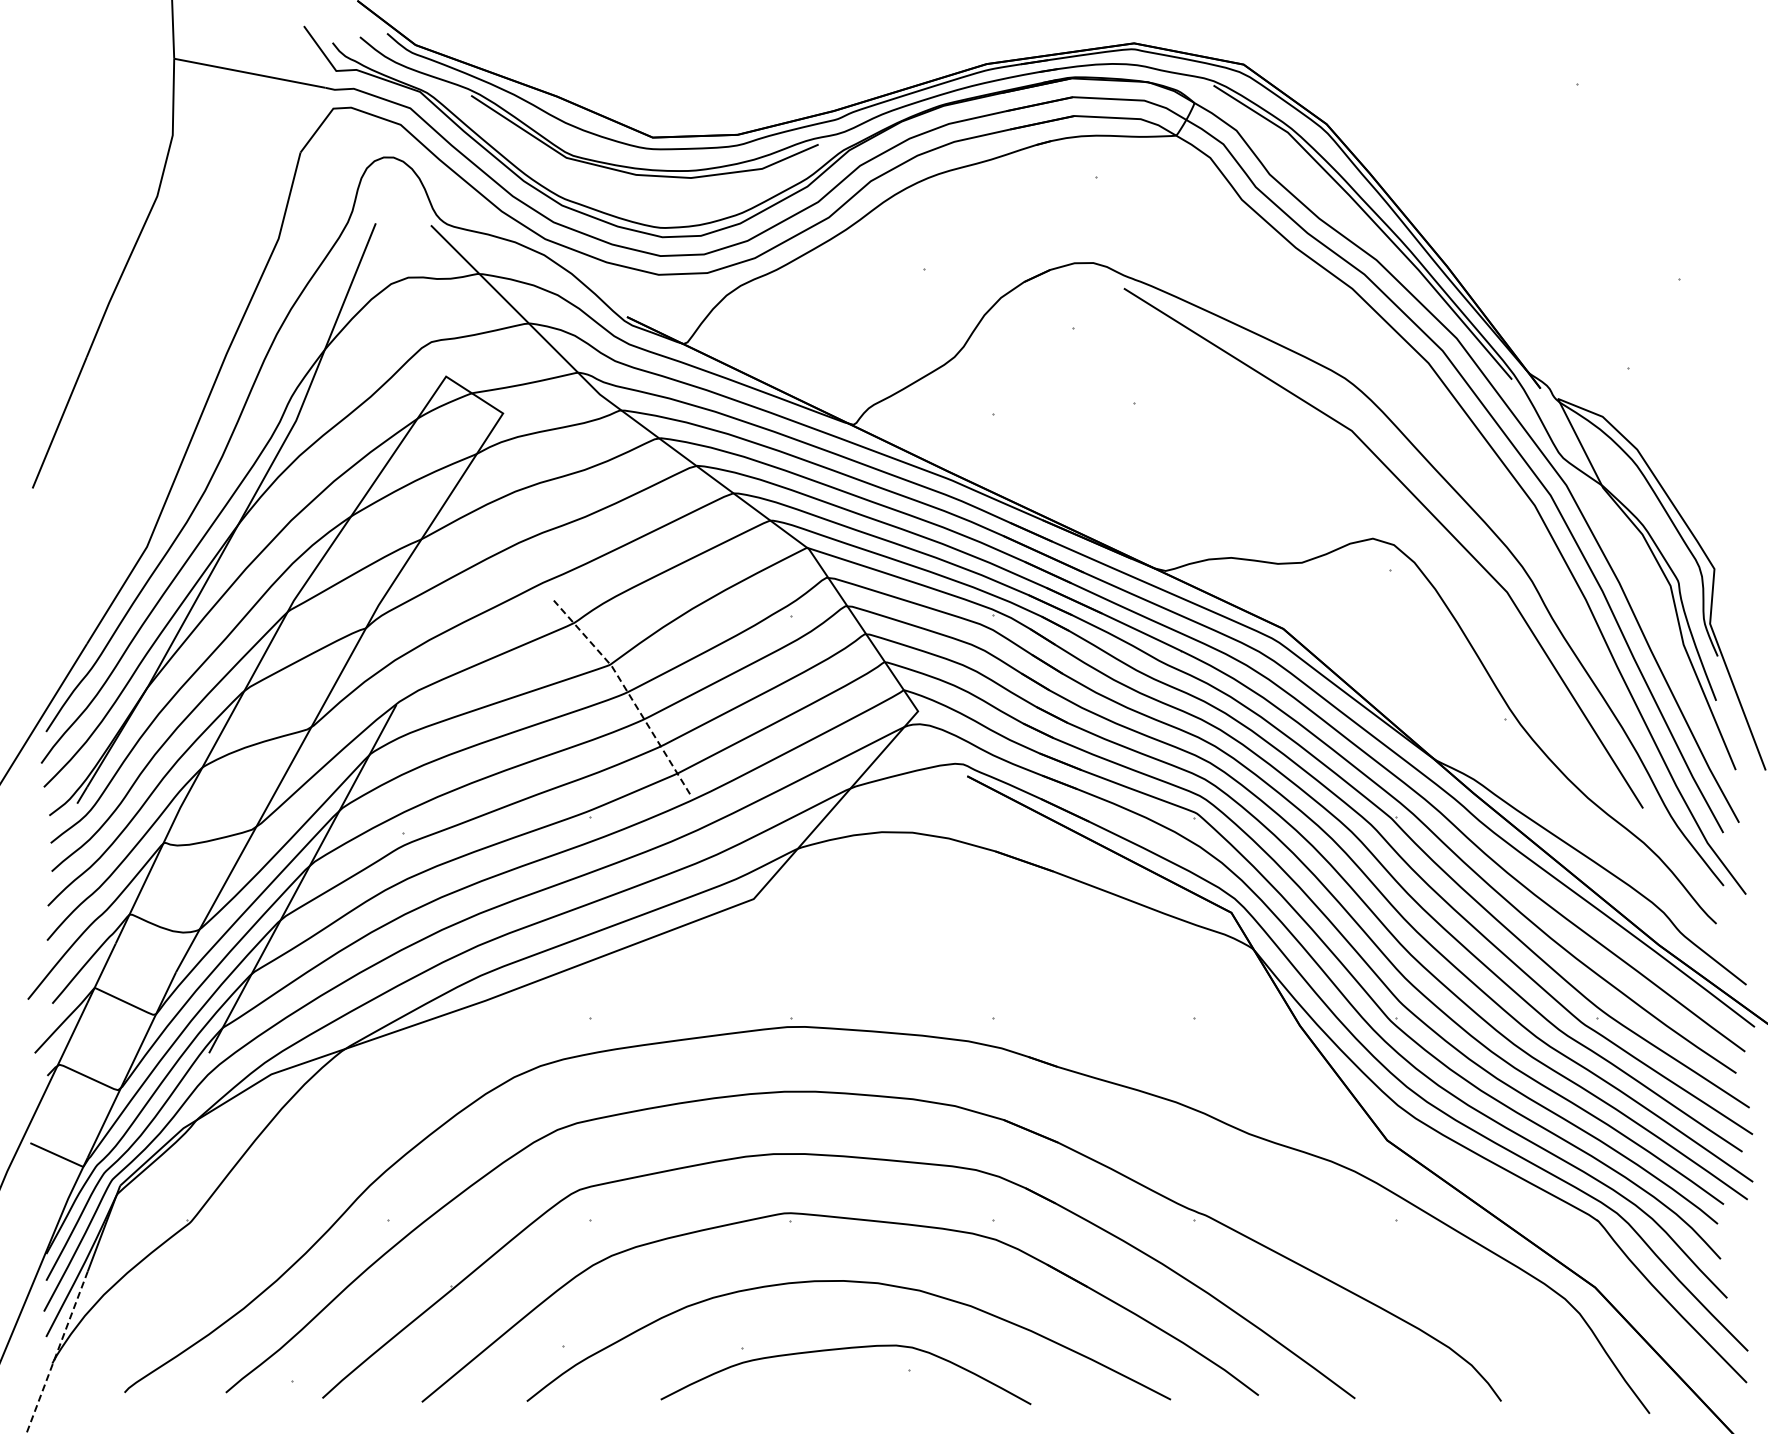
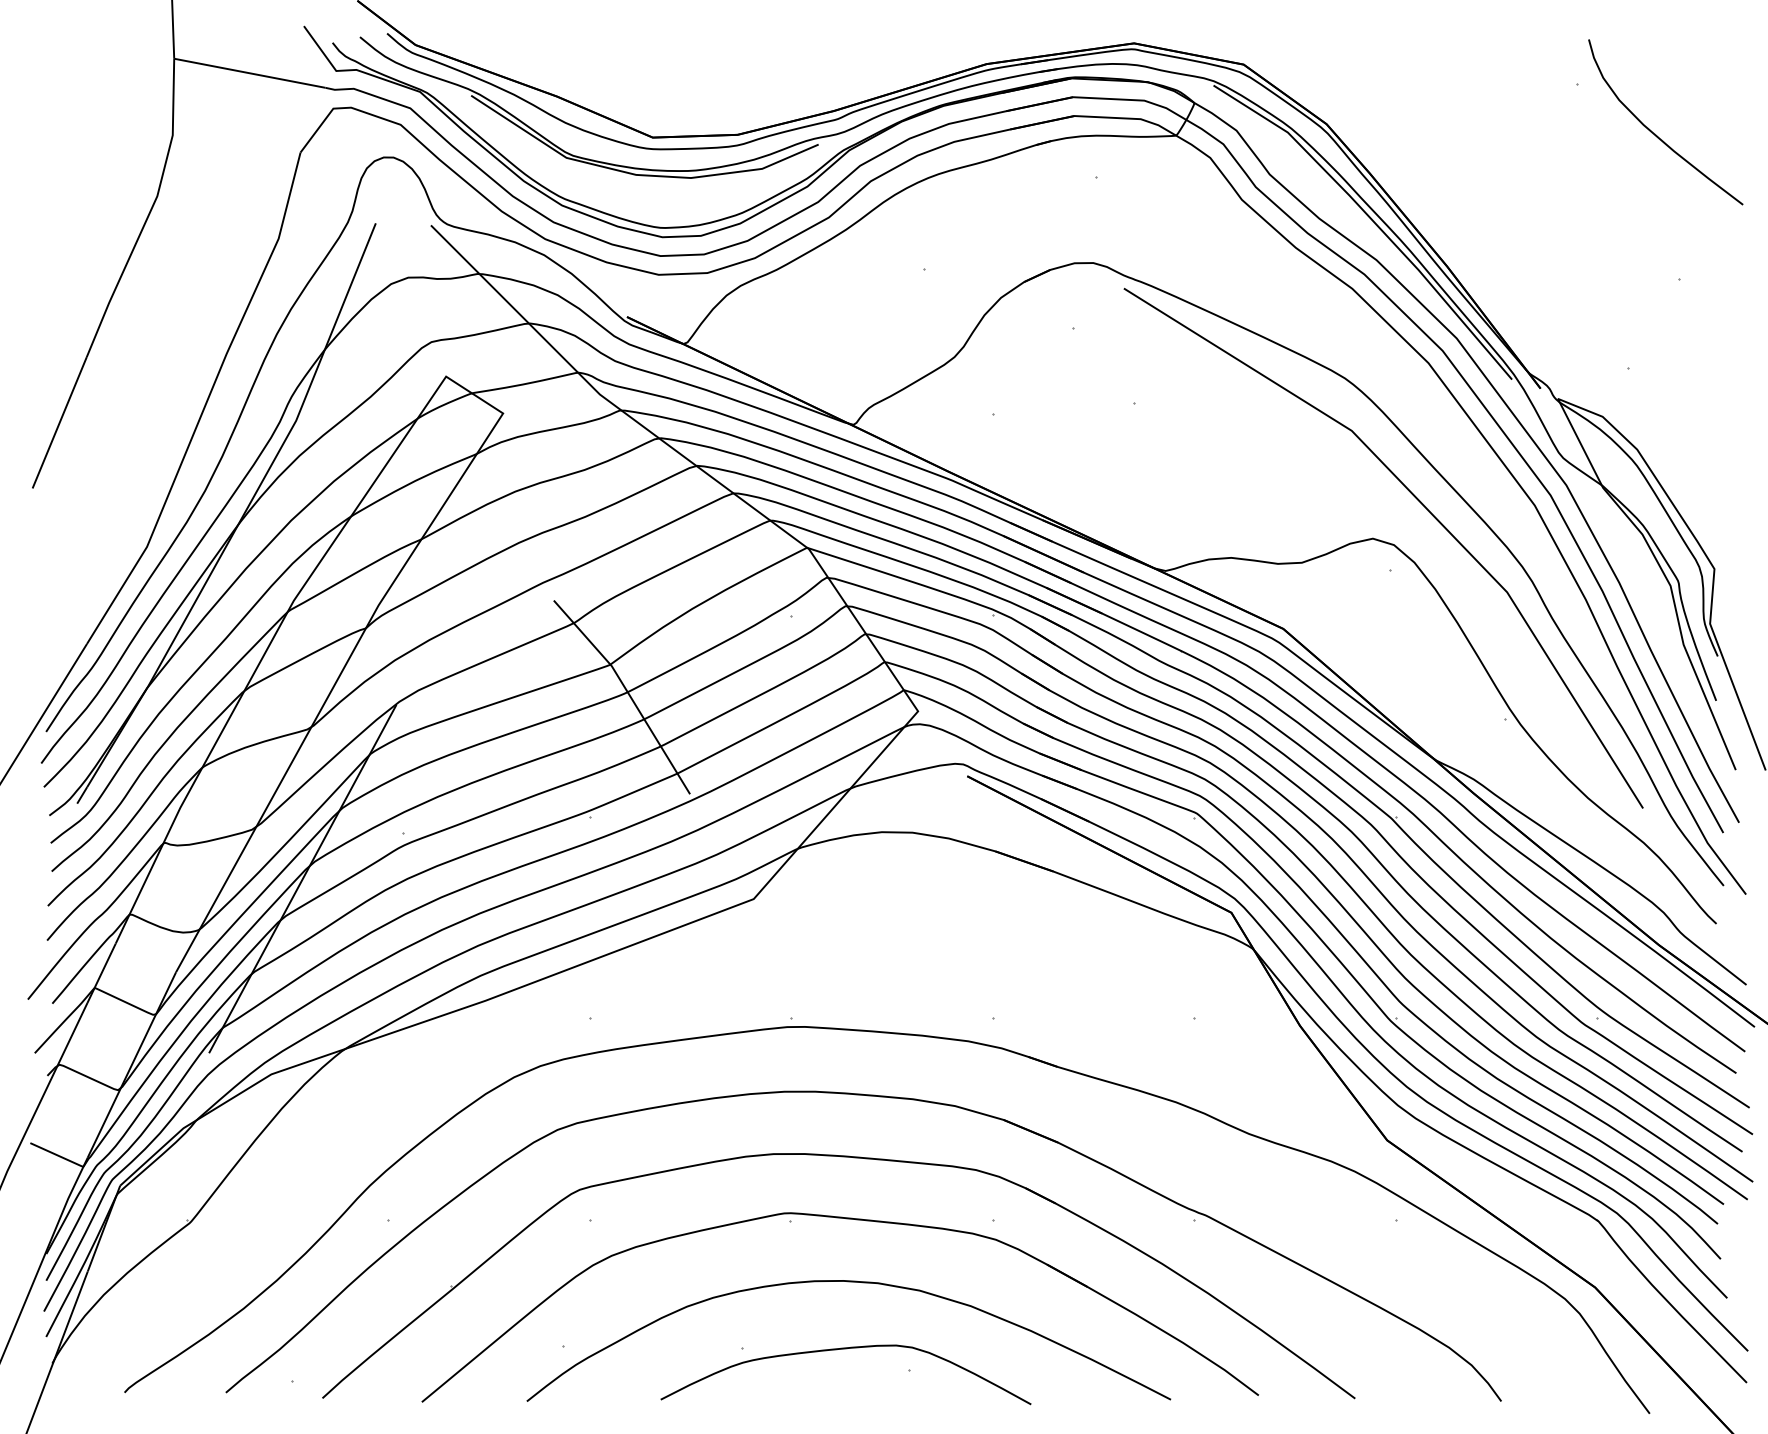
curve: none -> present (1655, 133)
line: dashed -> solid (627, 692)
line: dashed -> solid (57, 1352)
